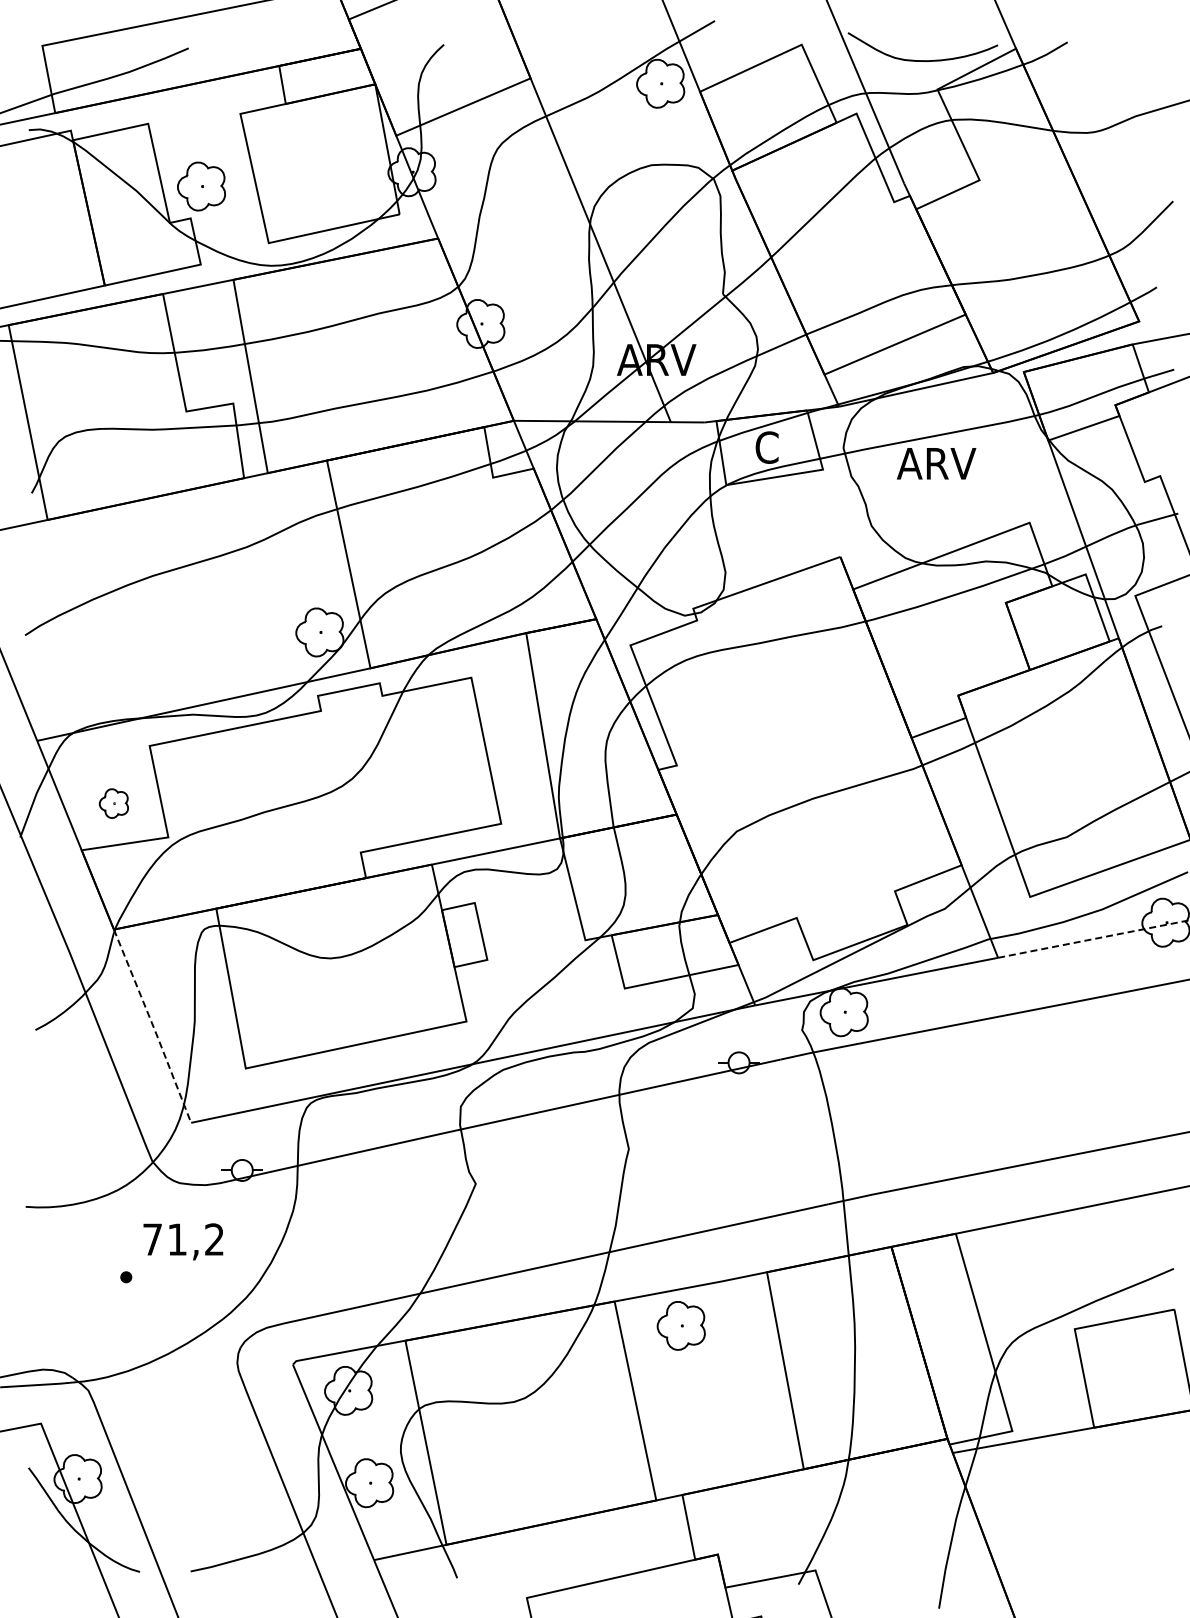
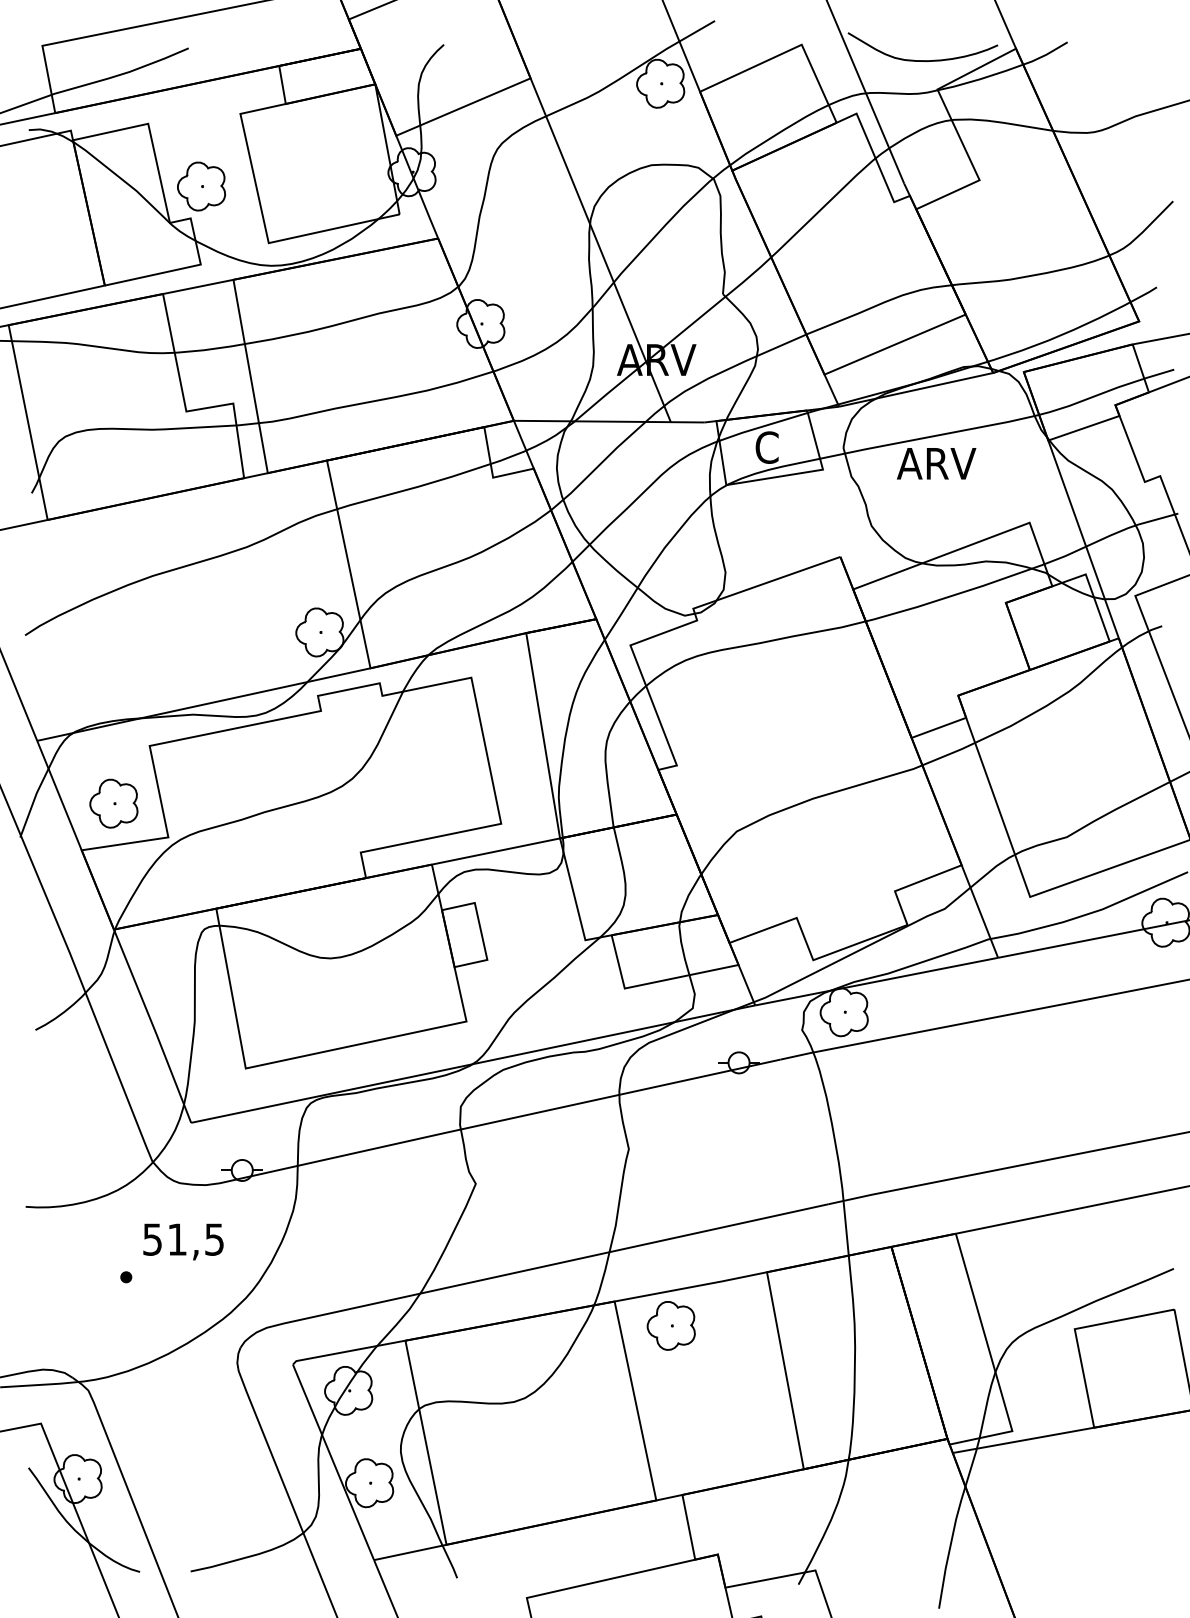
part size: 31x31 px -> 50x51 px (113, 803)
line: dashed -> solid (1094, 939)
line: dashed -> solid (153, 1026)
text: 71,2 -> 51,5 (183, 1239)
part position: (680, 1325) -> (670, 1325) (670, 1325)
